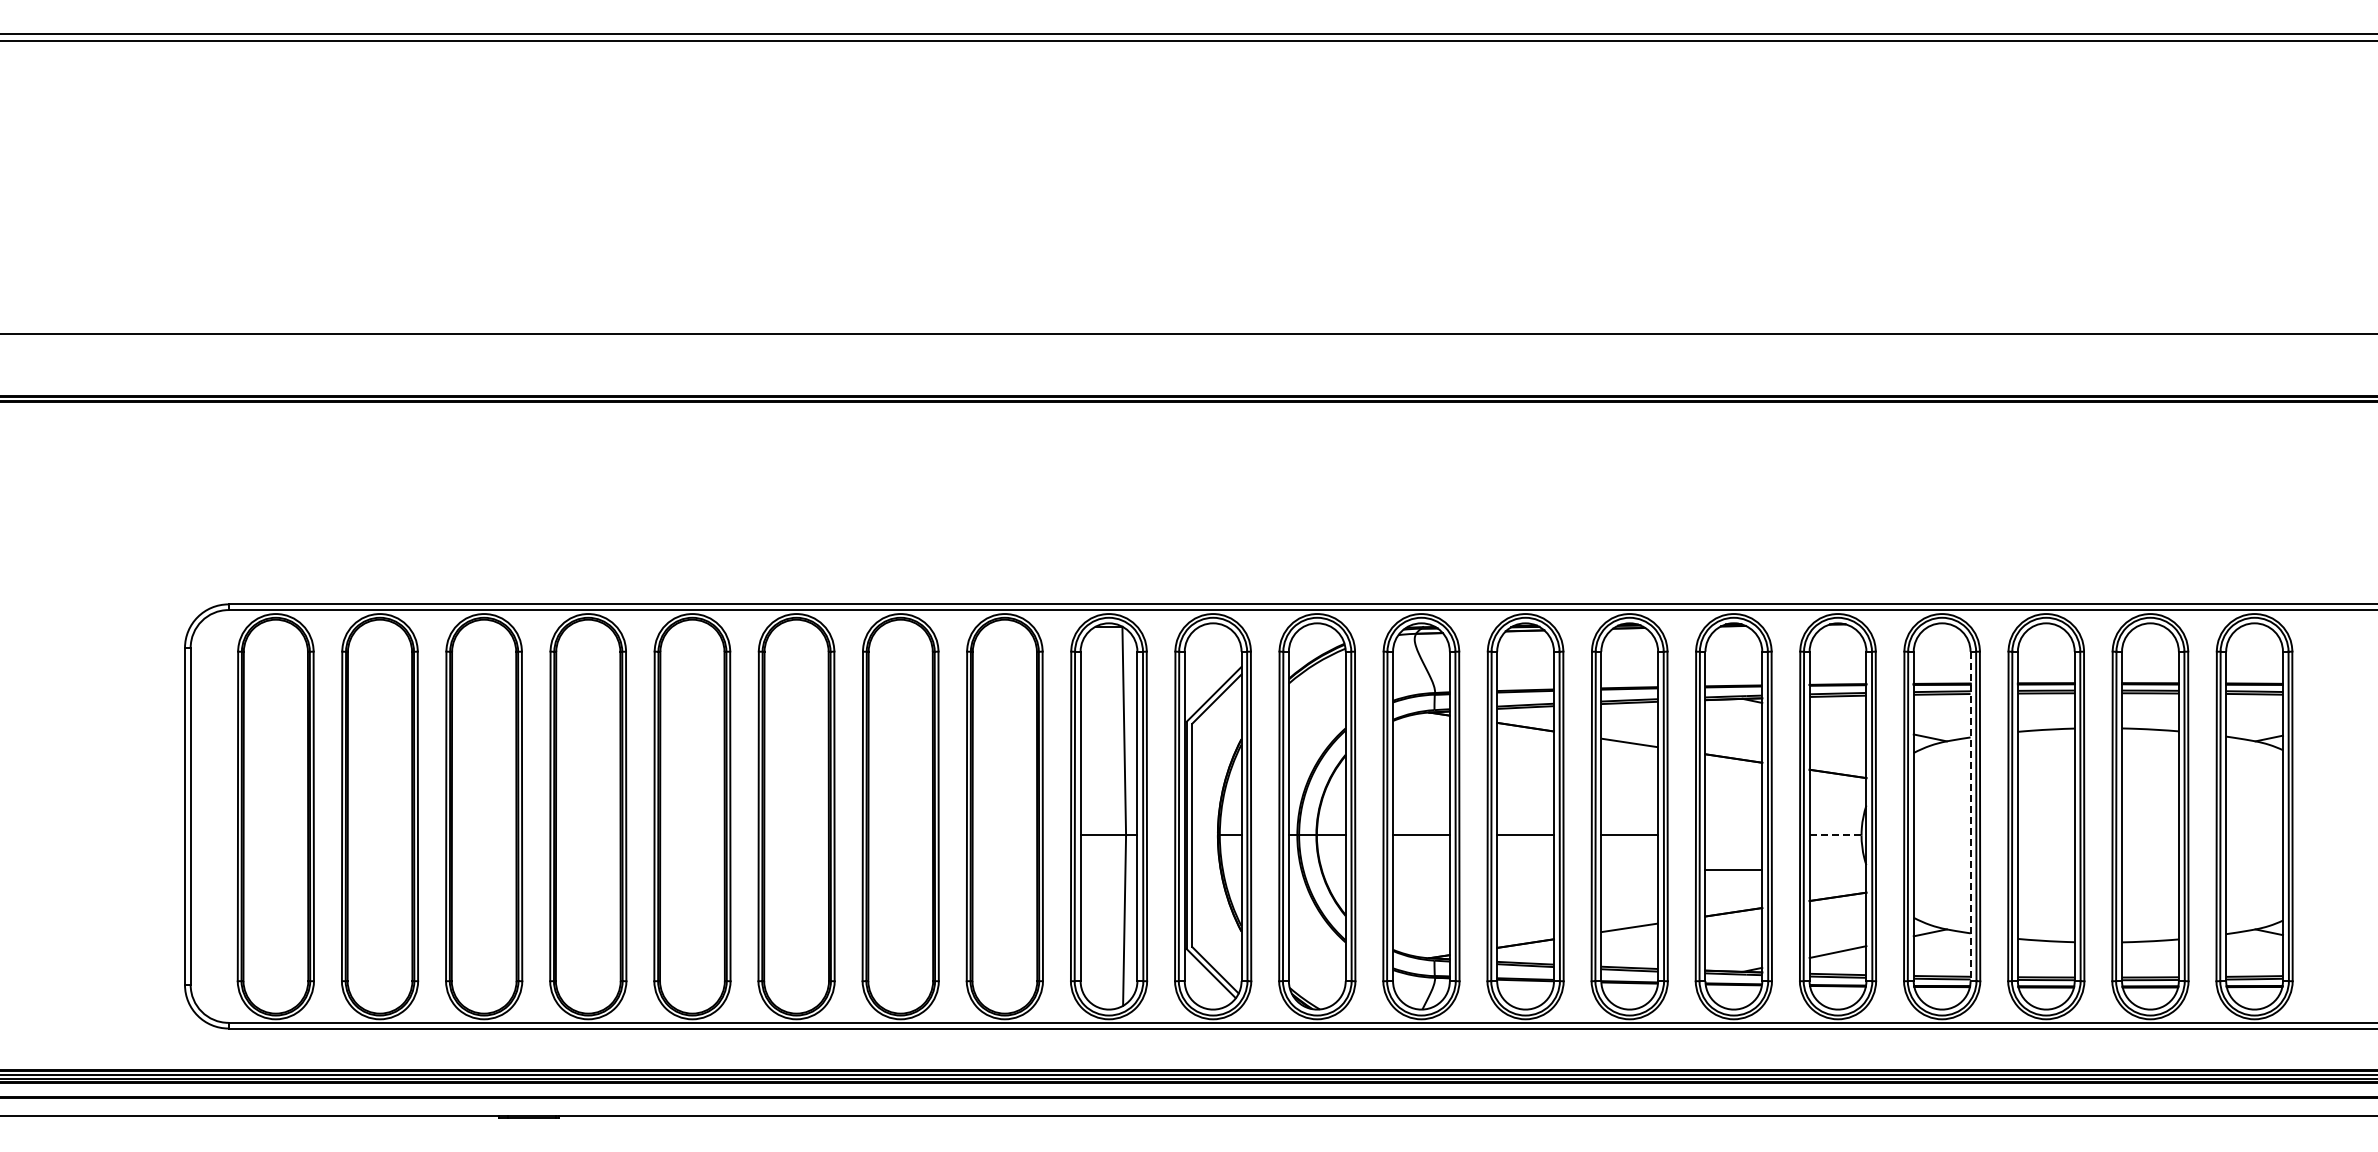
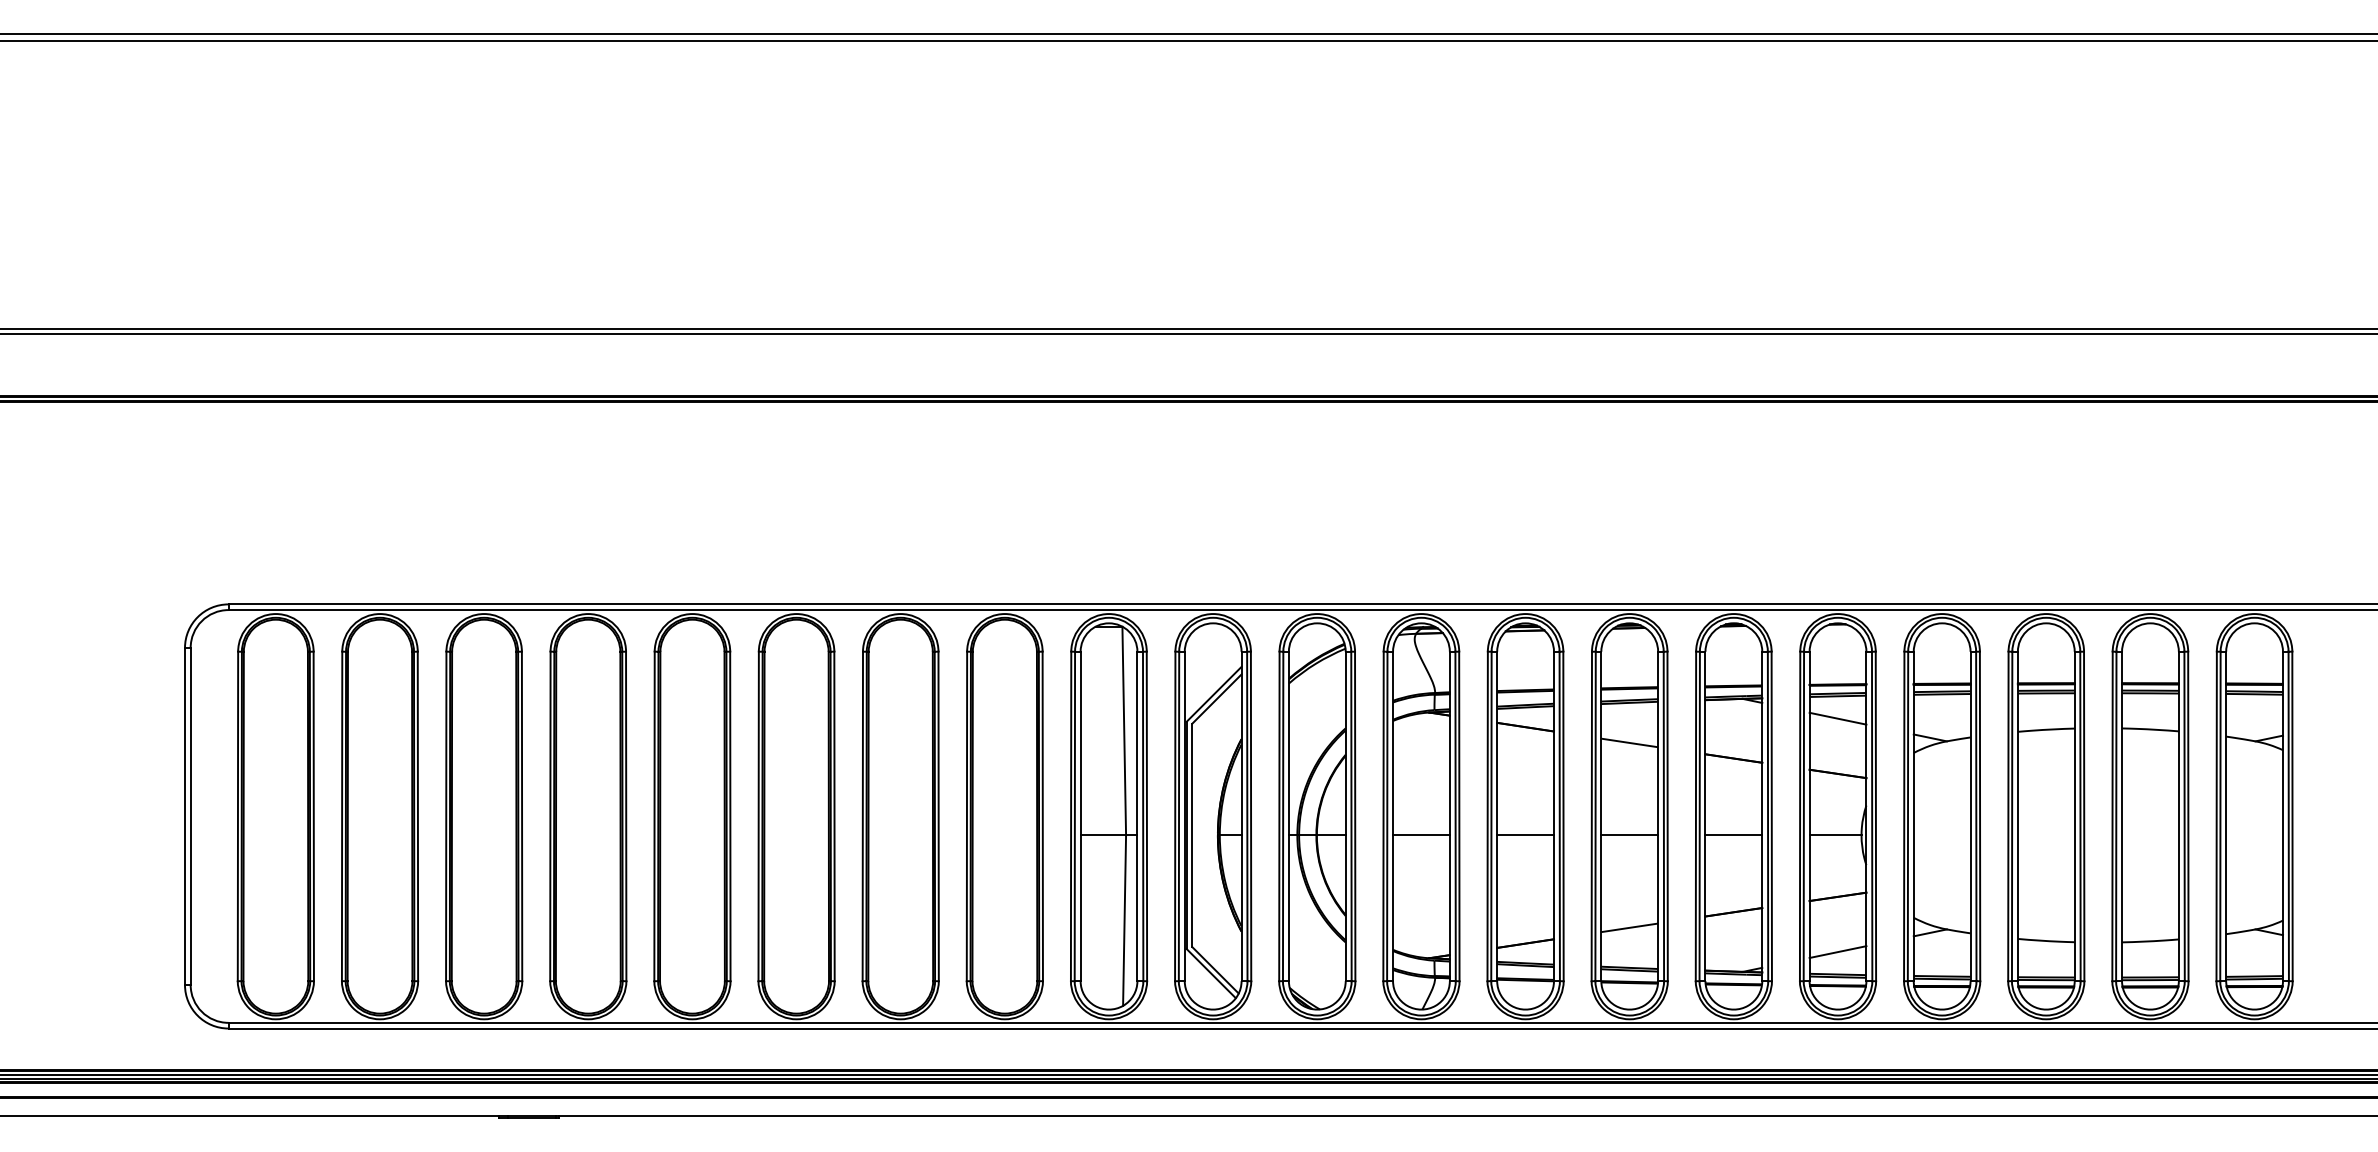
line: none -> present (1188, 328)
line: none -> present (1837, 718)
line: dashed -> solid (1970, 816)
line: dashed -> solid (1835, 835)
line position: (1733, 870) -> (1733, 835) (1733, 835)
